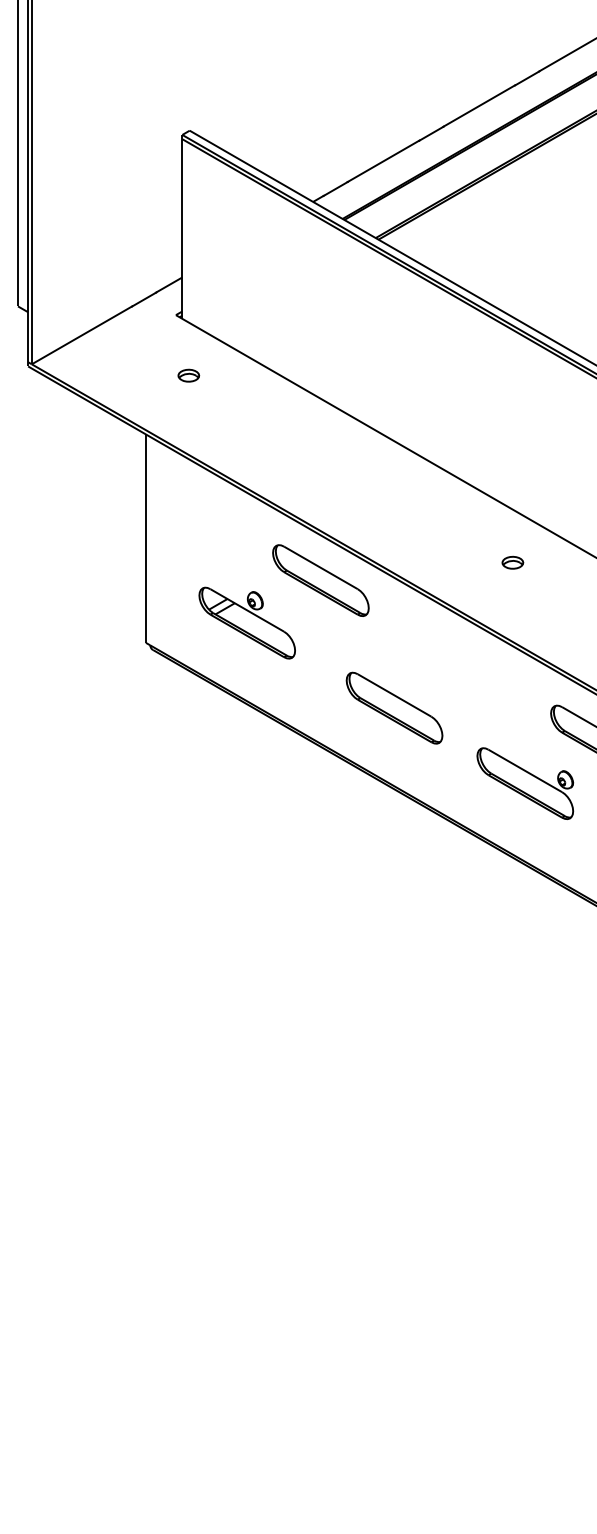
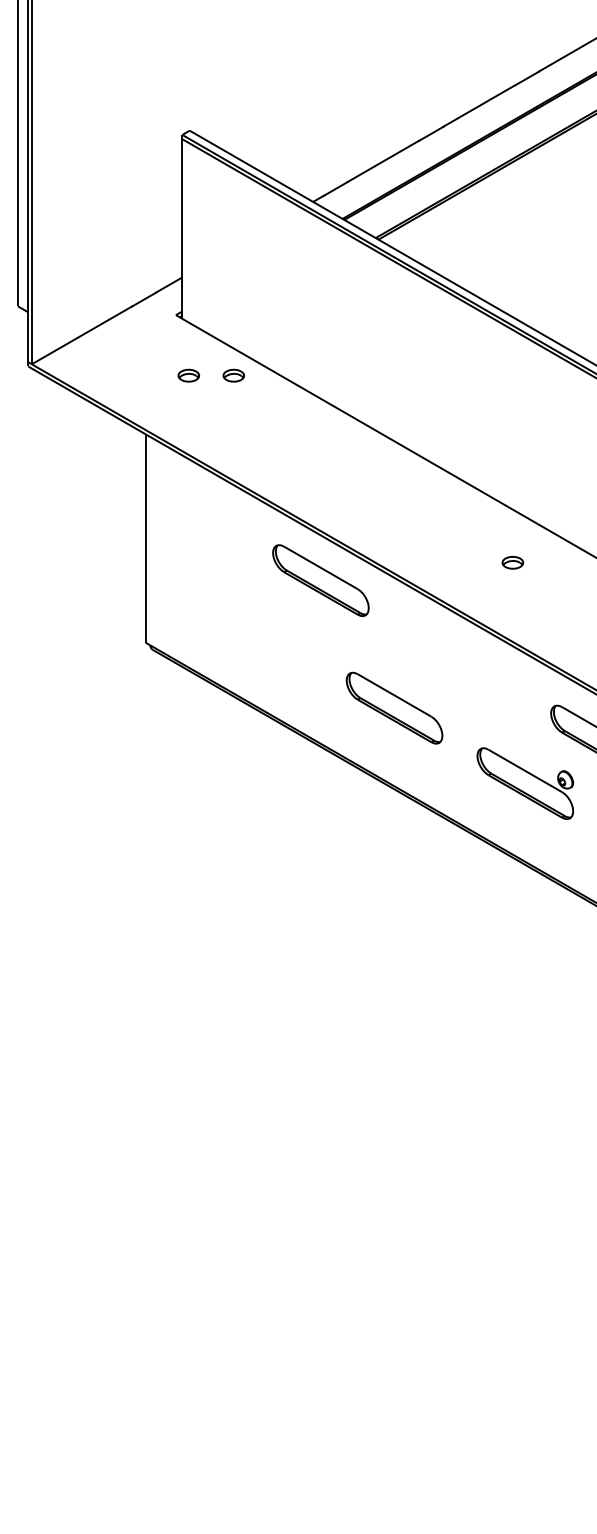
part: none -> present (233, 375)
part: present -> none (246, 622)
